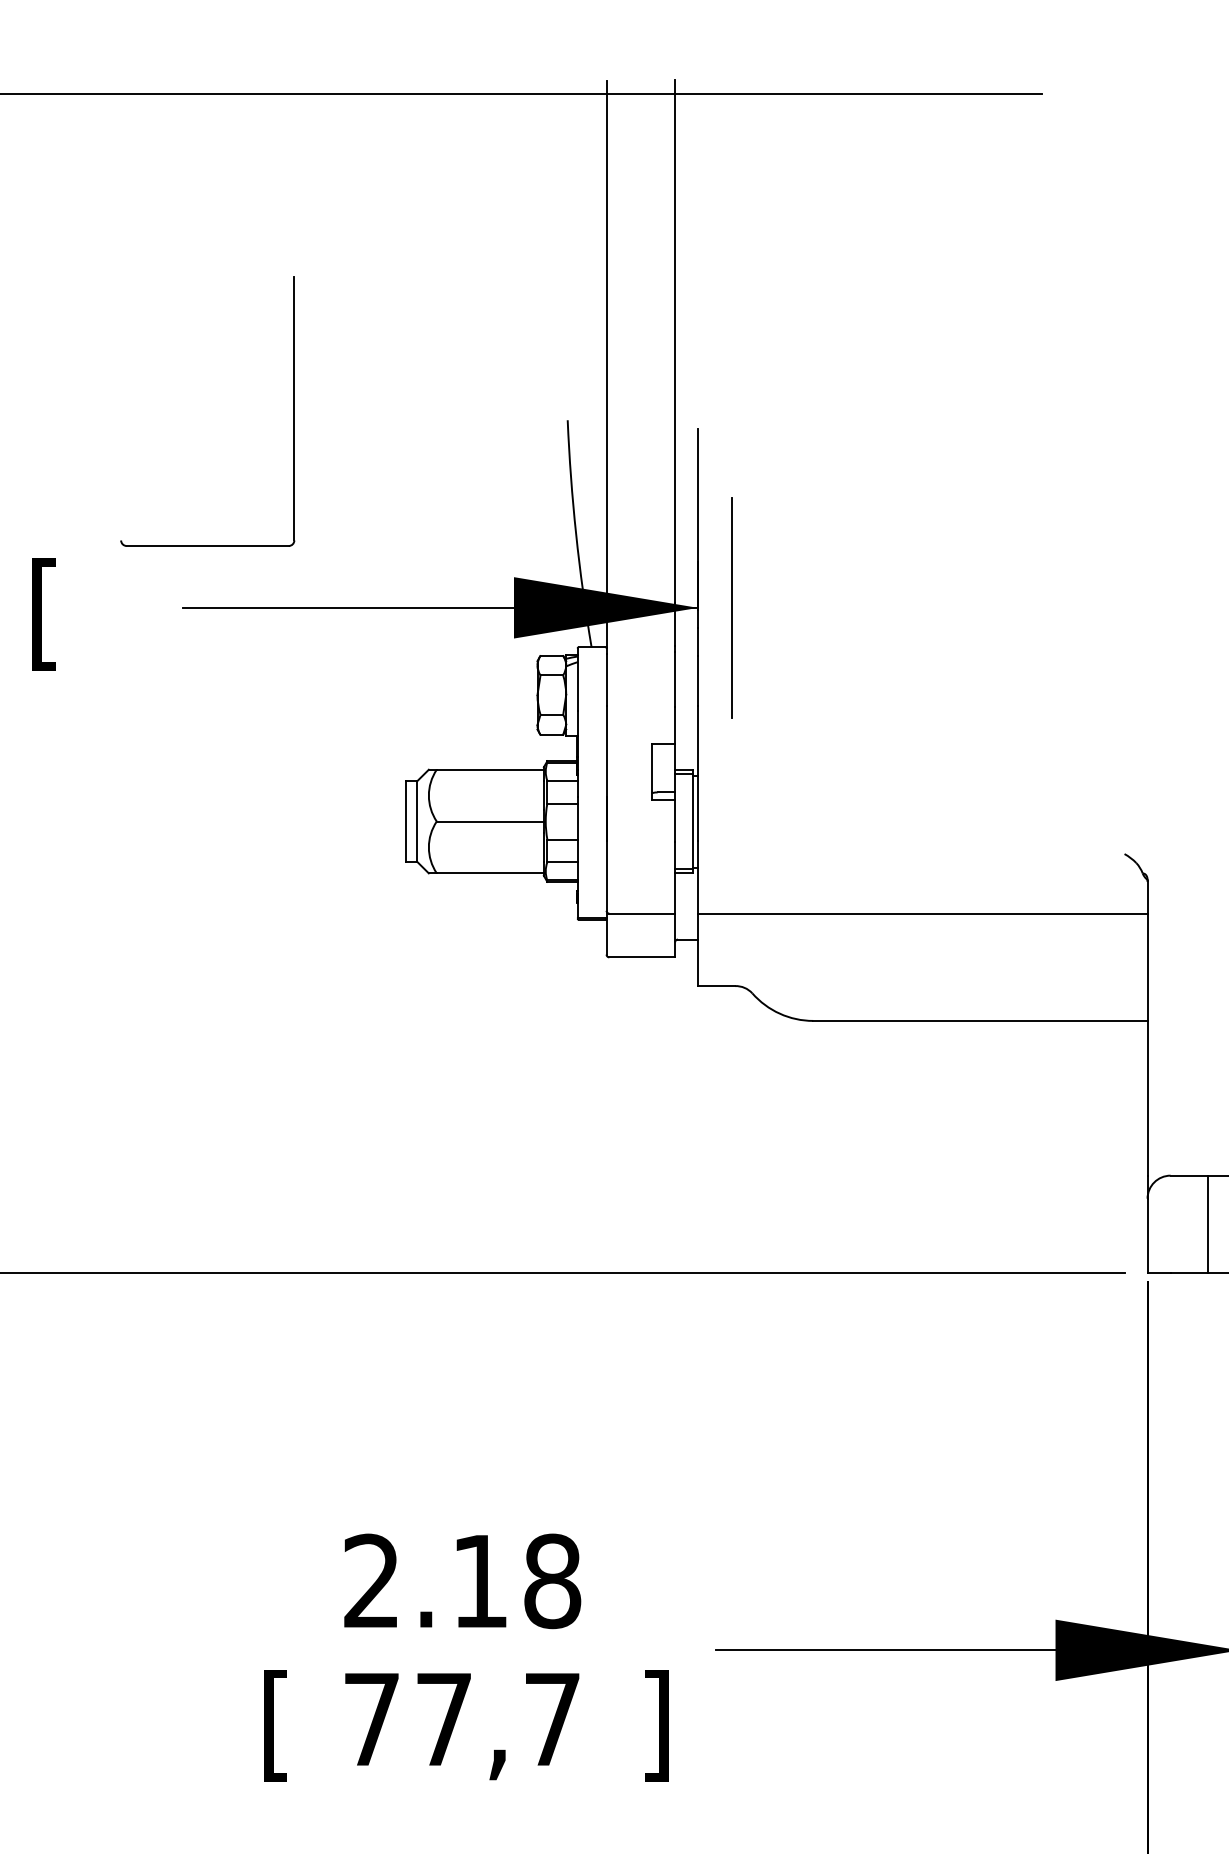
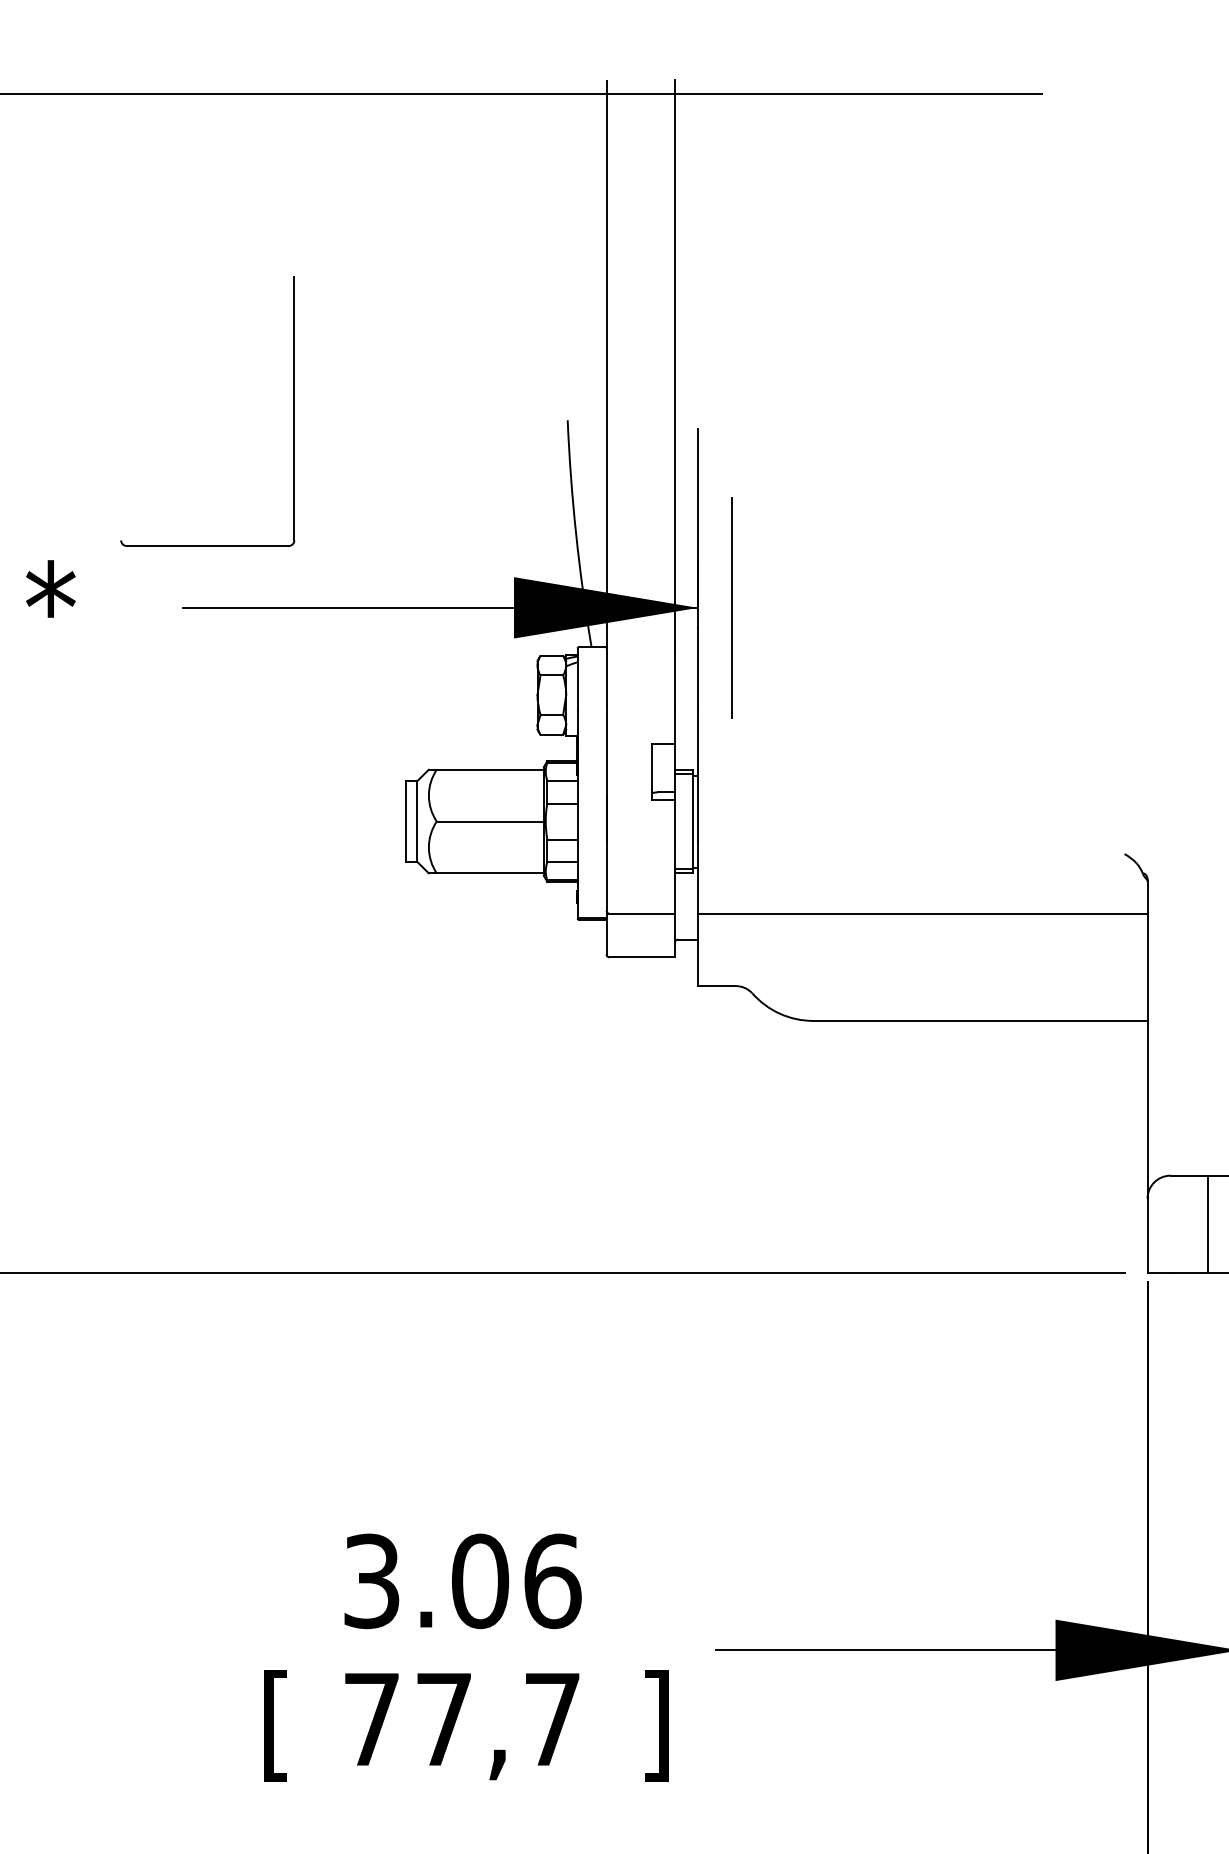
text: [ -> * (50, 614)
text: 2.18 -> 3.06 (462, 1581)
